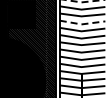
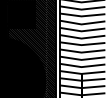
line: dashed -> solid (84, 2)
line: dashed -> solid (82, 24)
